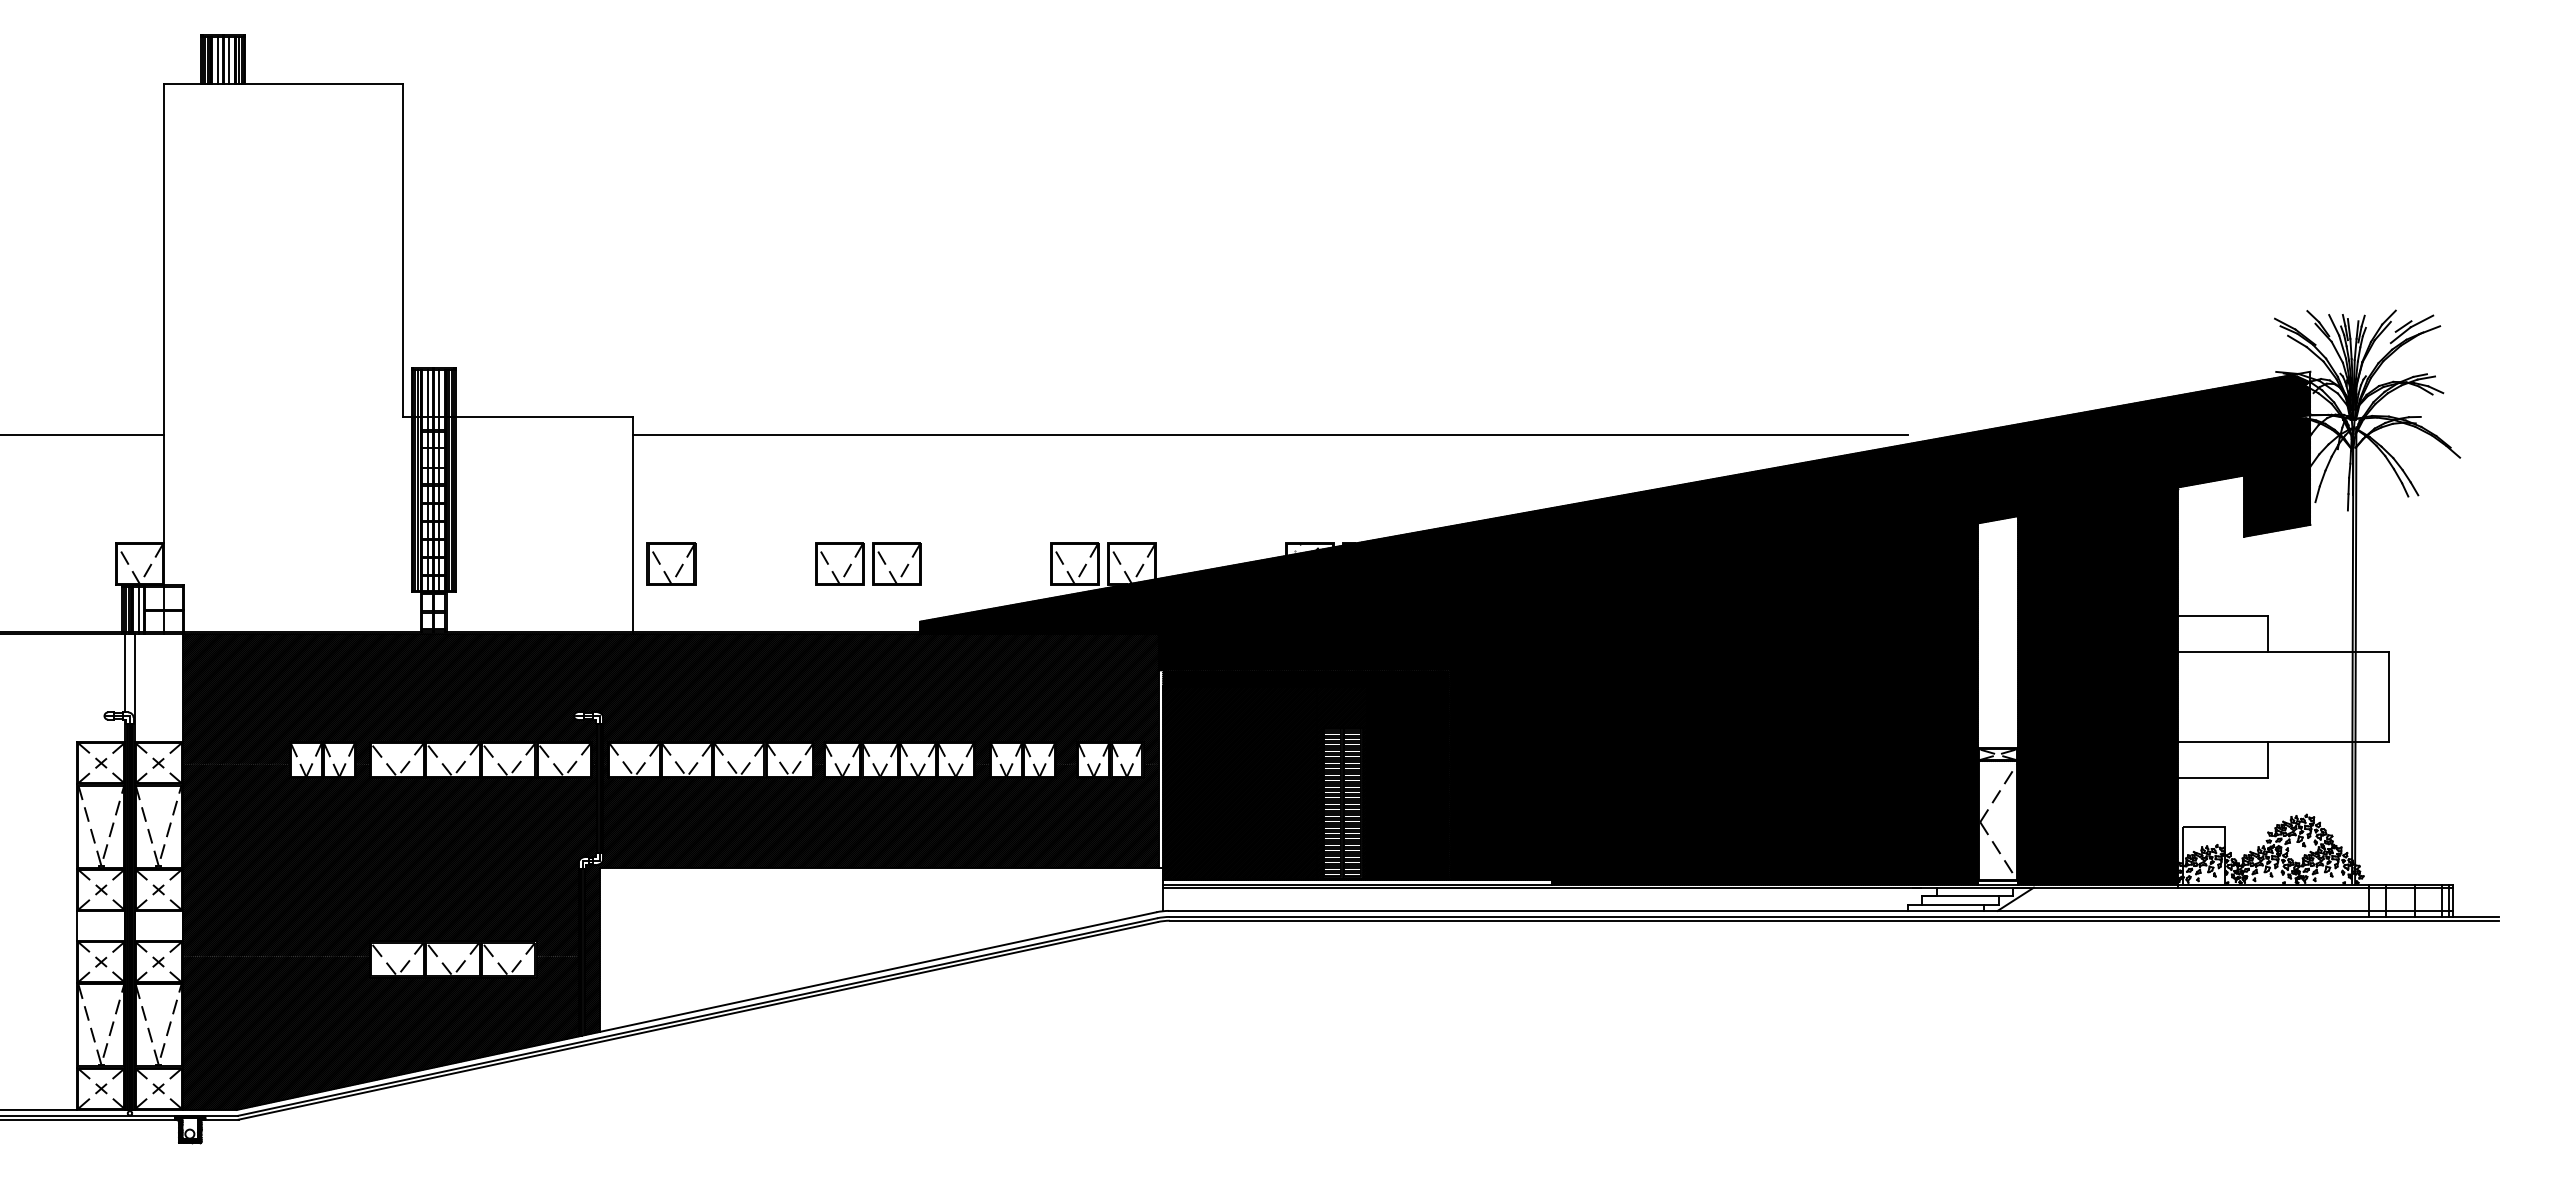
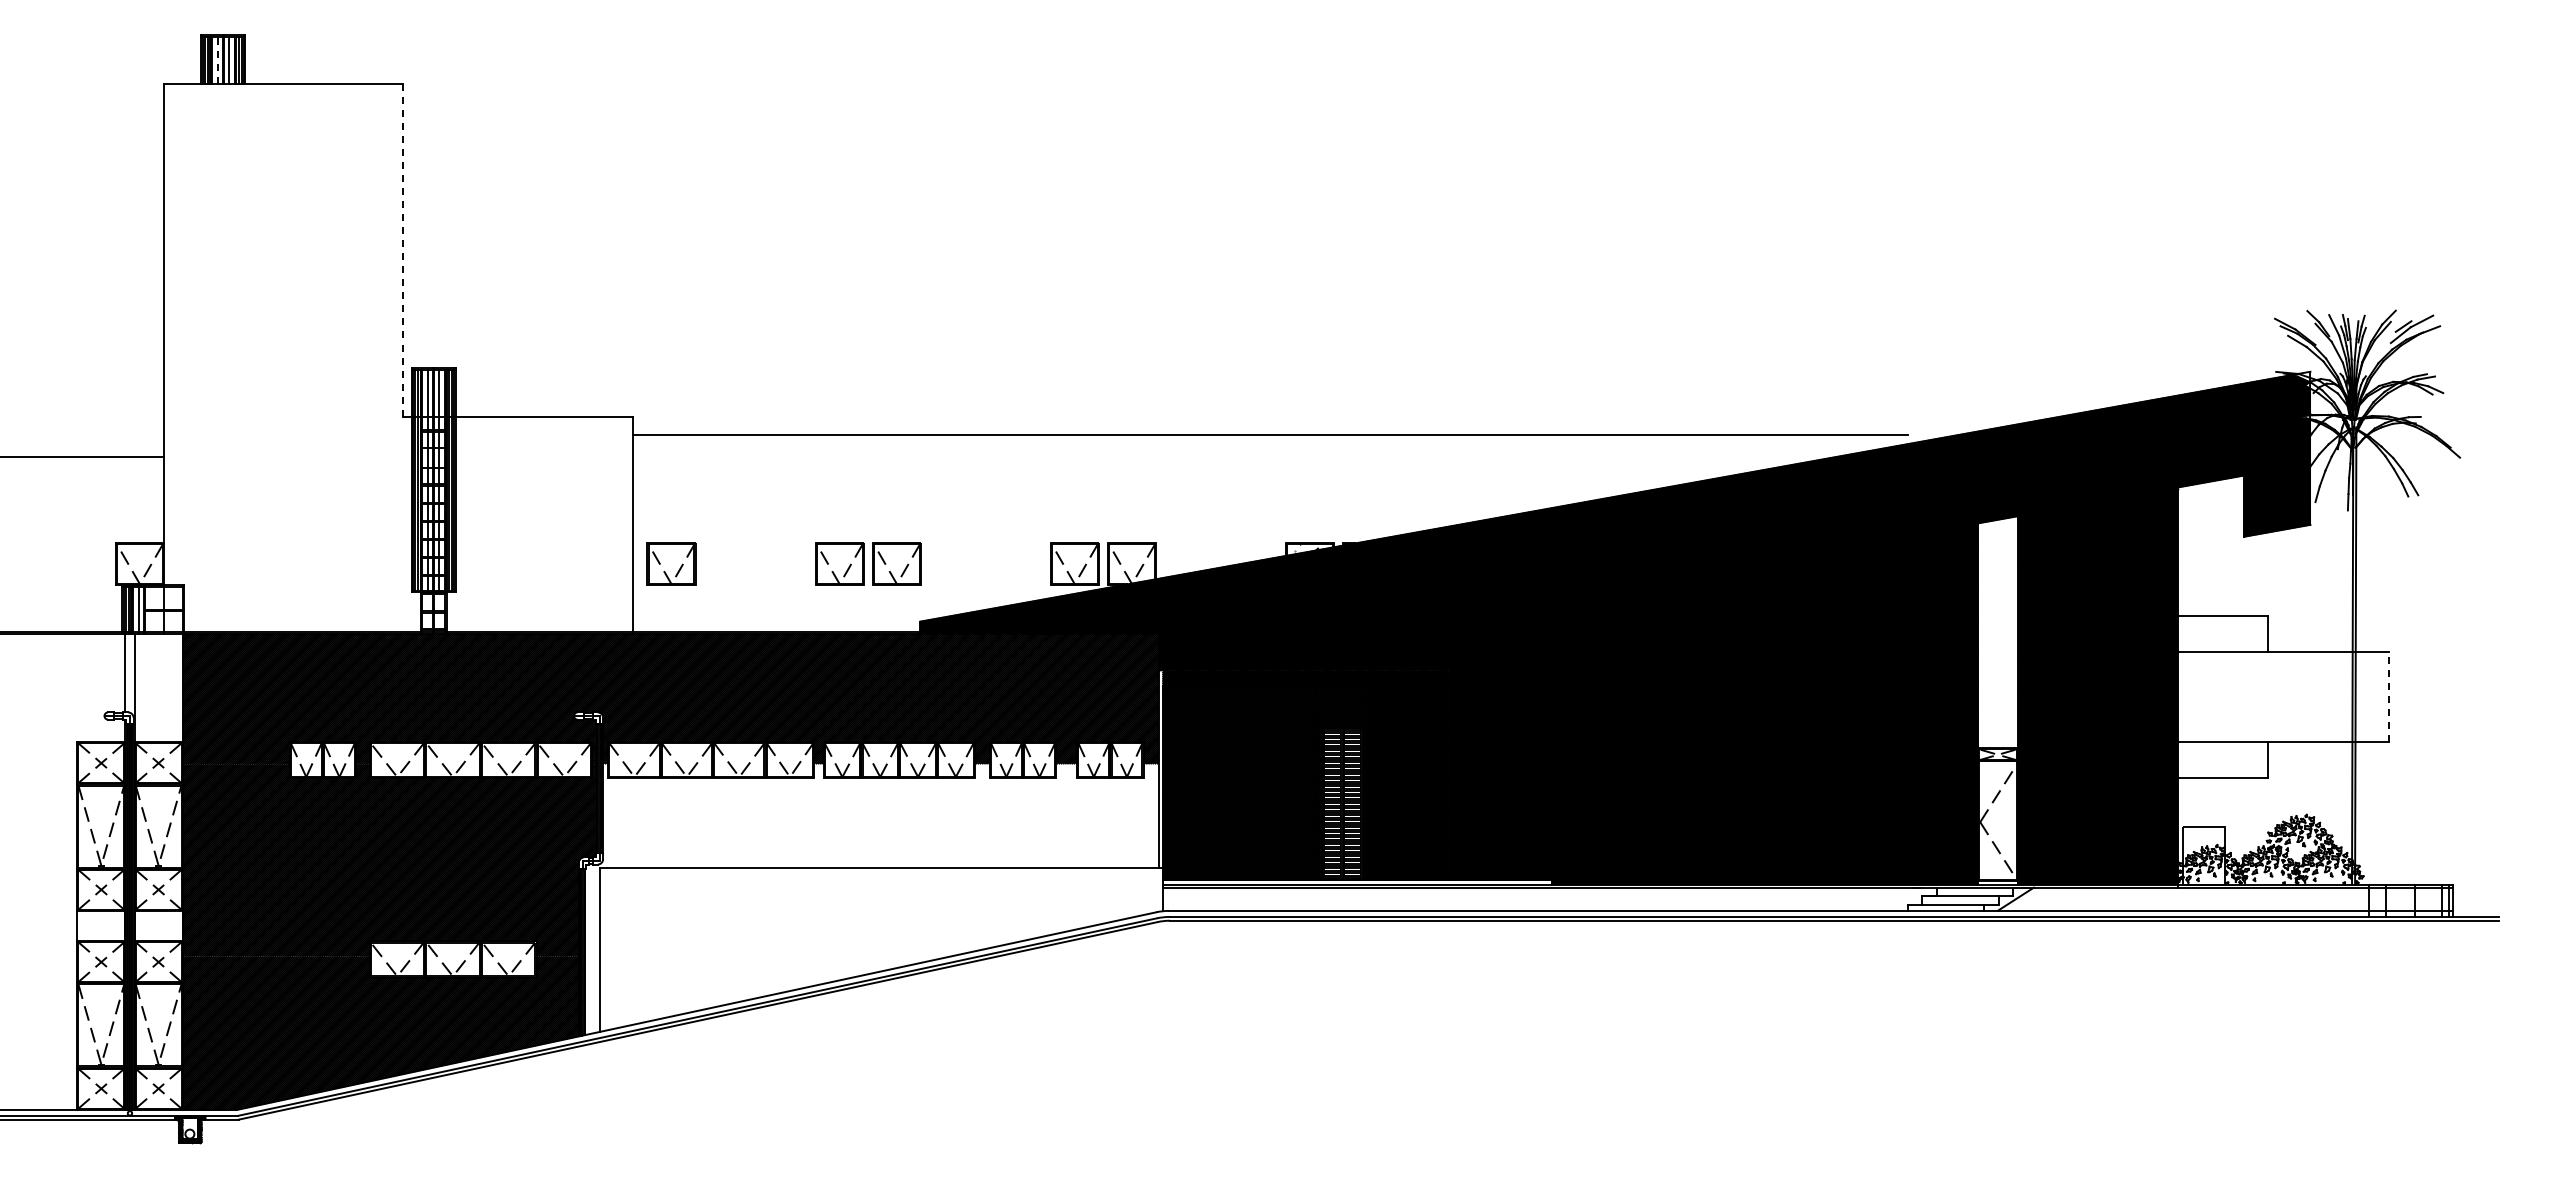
line: solid -> dashed (217, 60)
line: solid -> dashed (402, 250)
line position: (83, 434) -> (83, 456) (83, 456)
line: solid -> dashed (2388, 696)
hatch: present -> none (871, 899)
